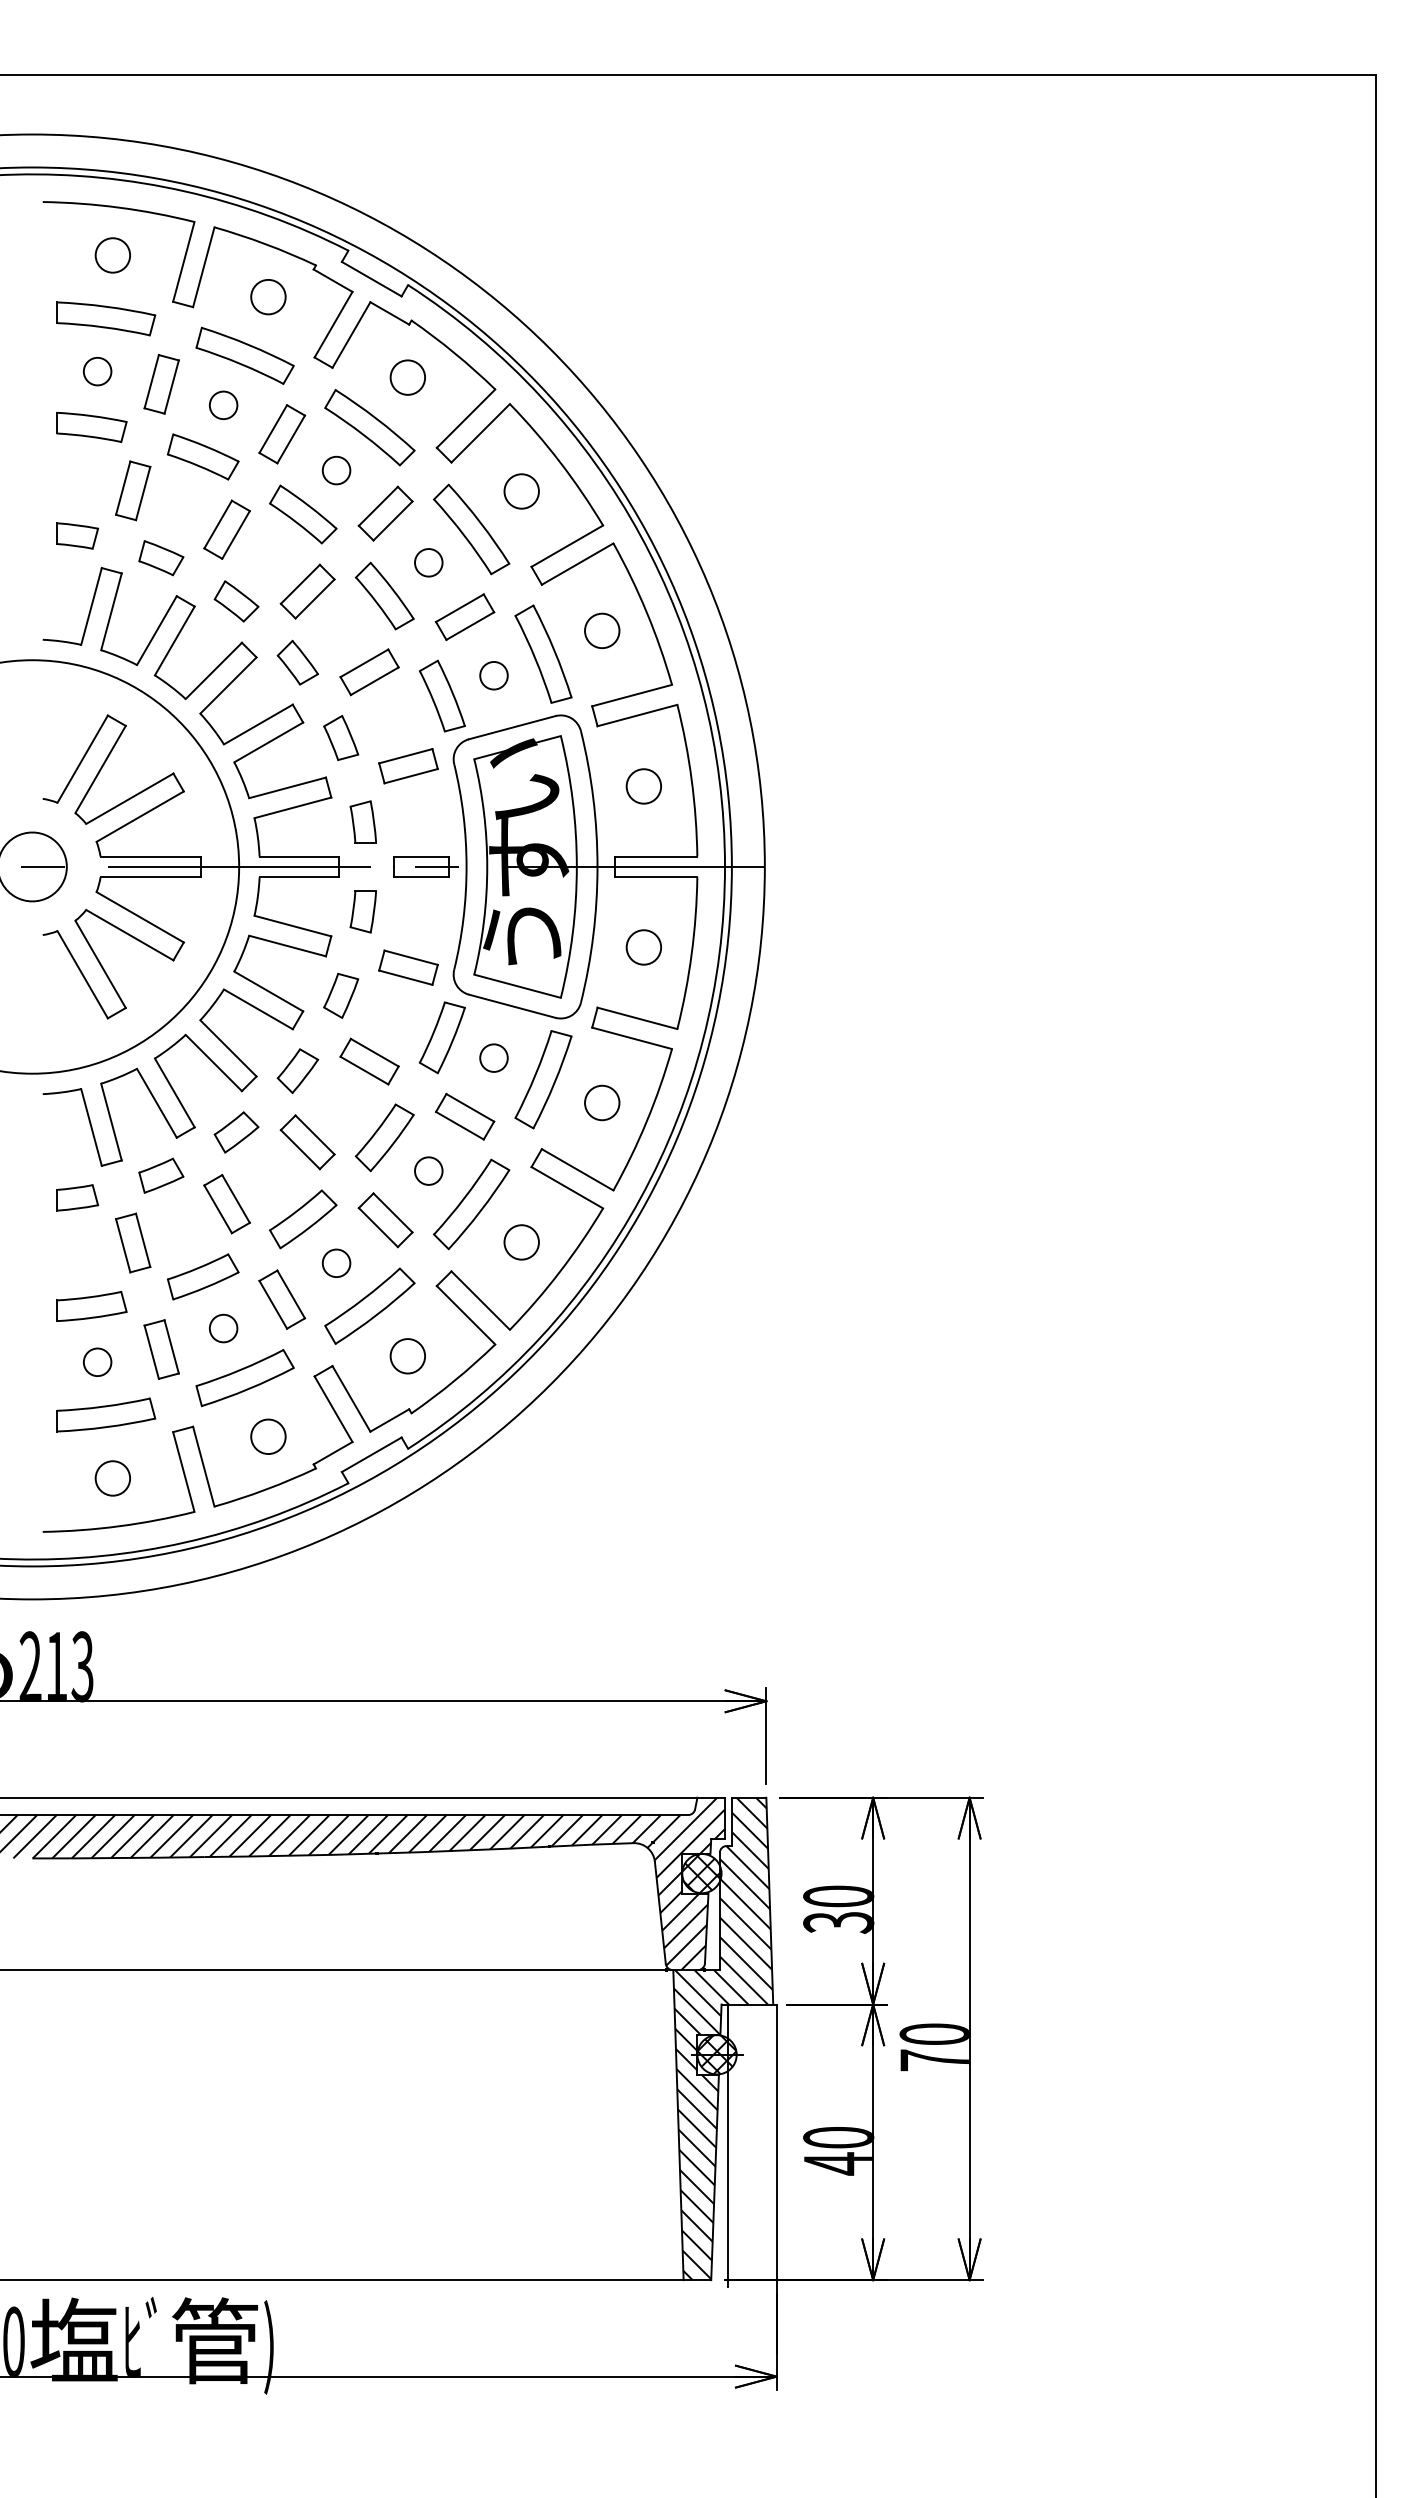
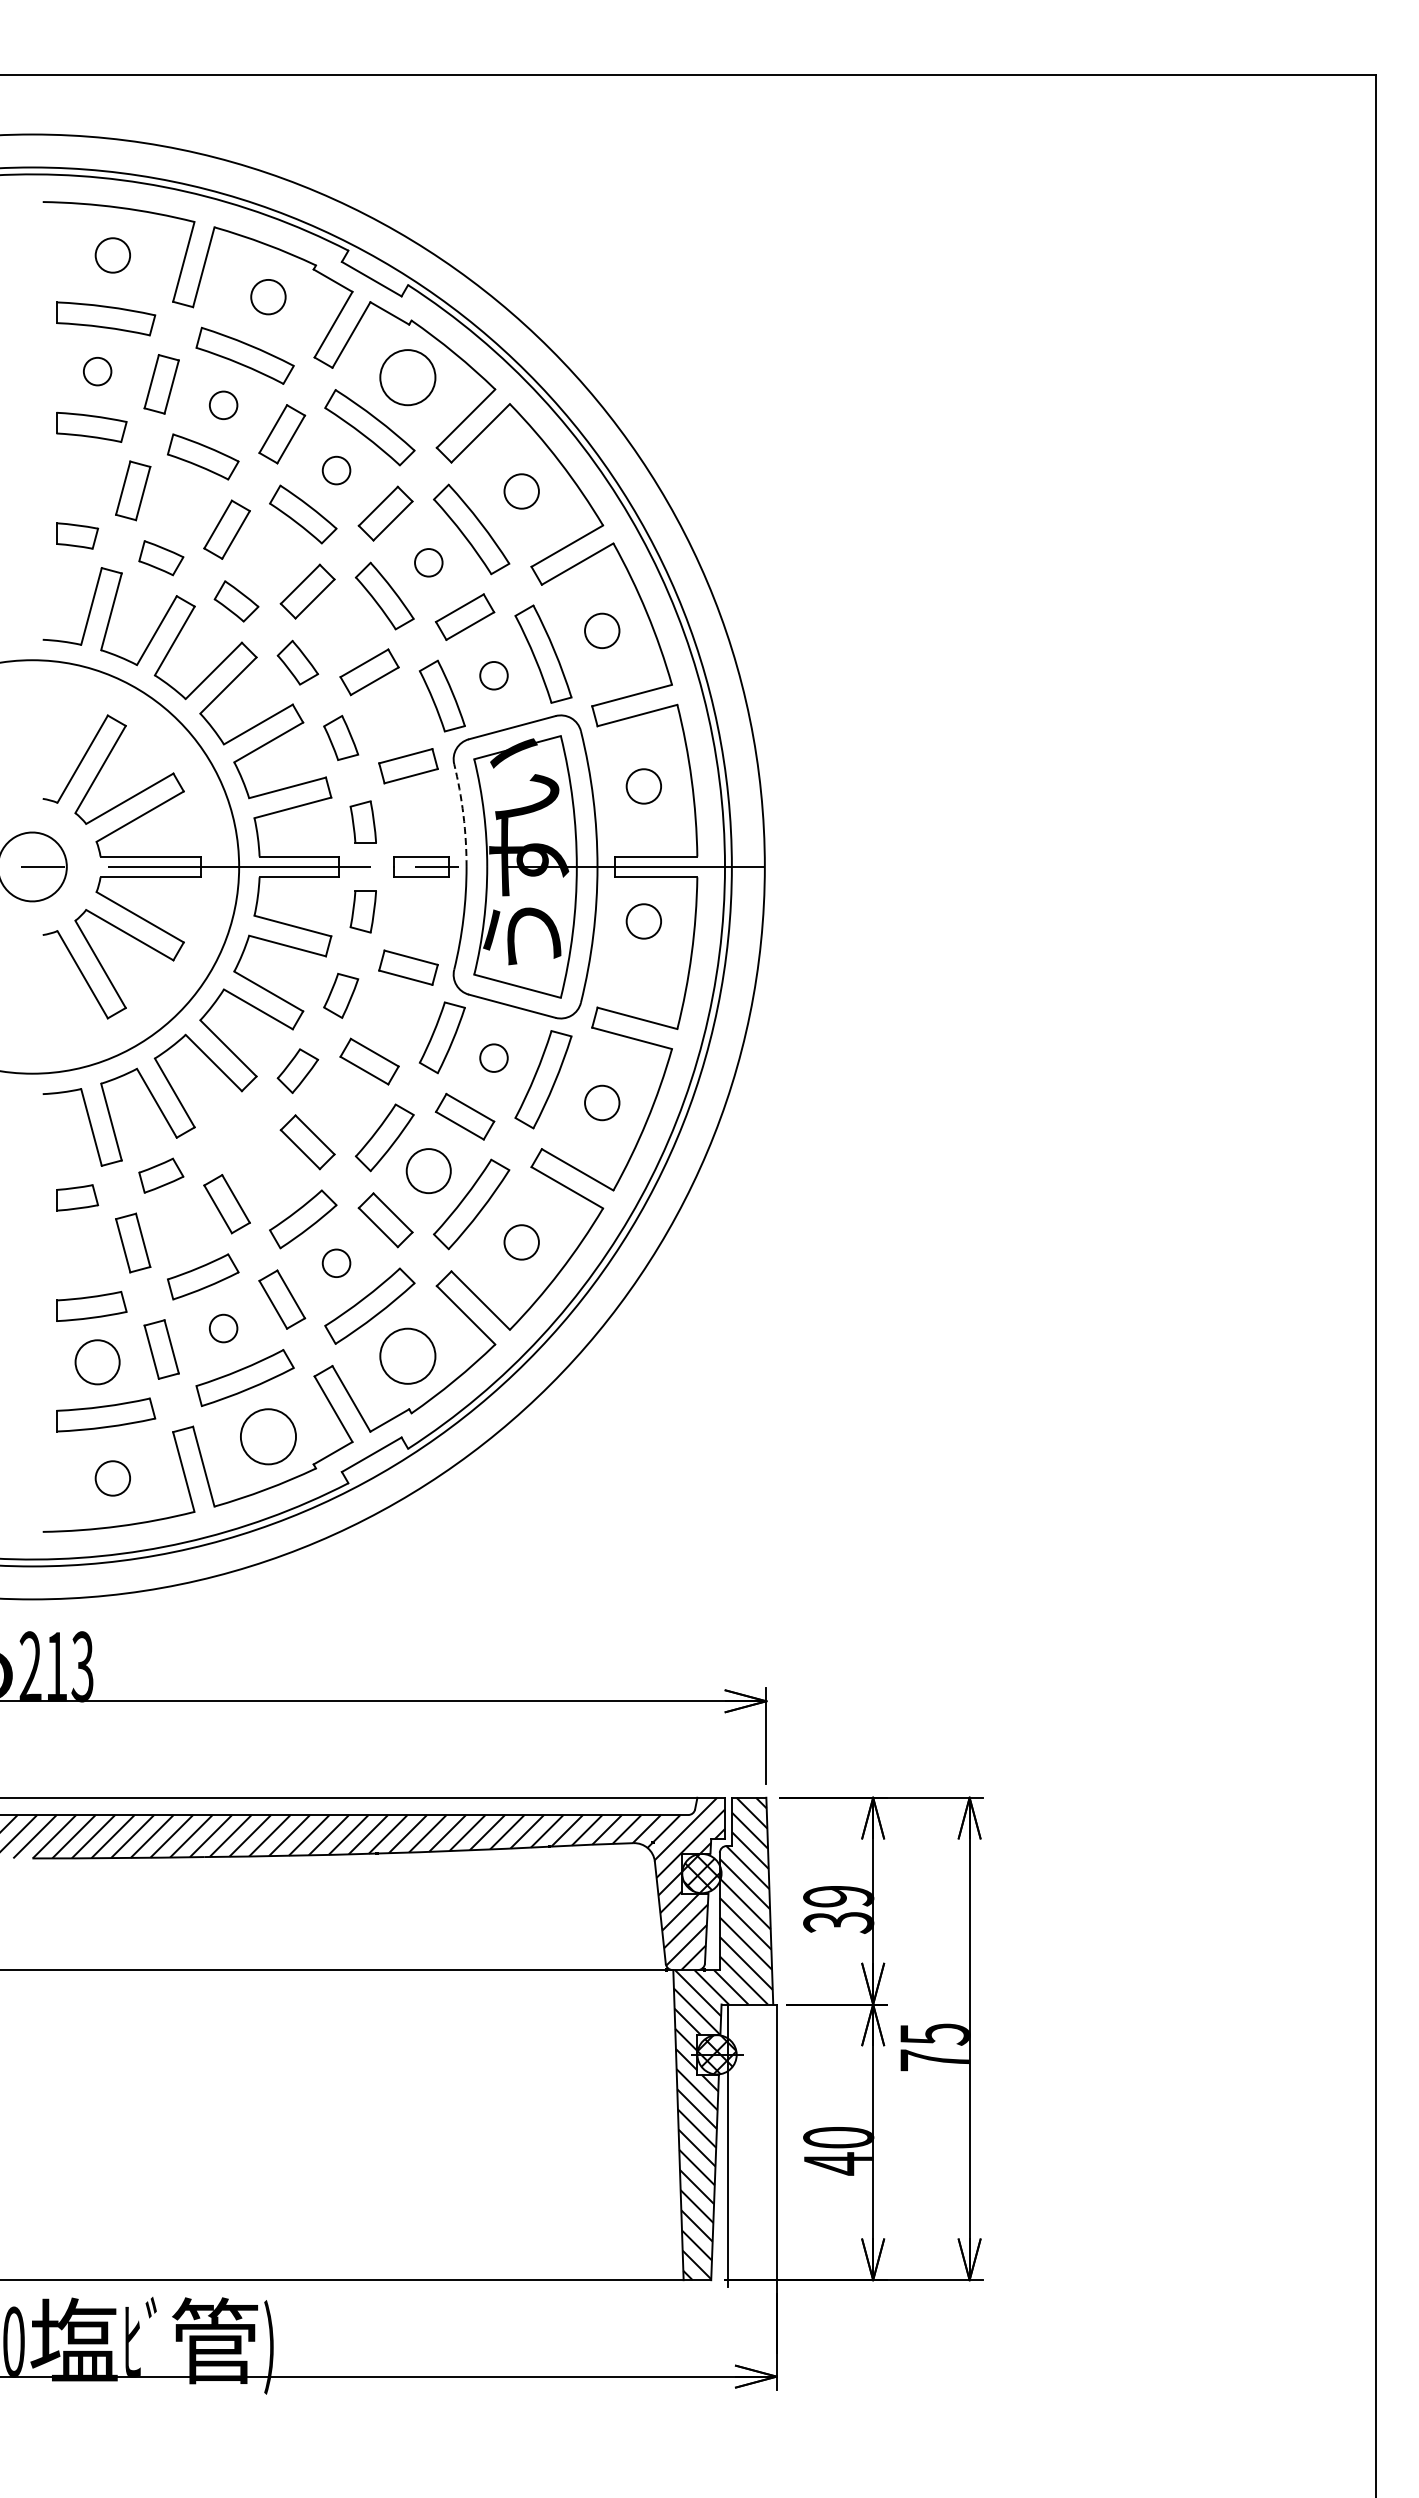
circle diameter: 34 px -> 55 px (407, 377)
arc: solid -> dashed (463, 815)
circle position: (643, 947) -> (643, 921) (643, 921)
part: present -> none (236, 1132)
circle diameter: 28 px -> 44 px (428, 1171)
circle diameter: 34 px -> 55 px (407, 1355)
circle diameter: 28 px -> 44 px (97, 1362)
circle diameter: 34 px -> 55 px (268, 1436)
text: 30 -> 39 (838, 1896)
text: 70 -> 75 (933, 2034)
